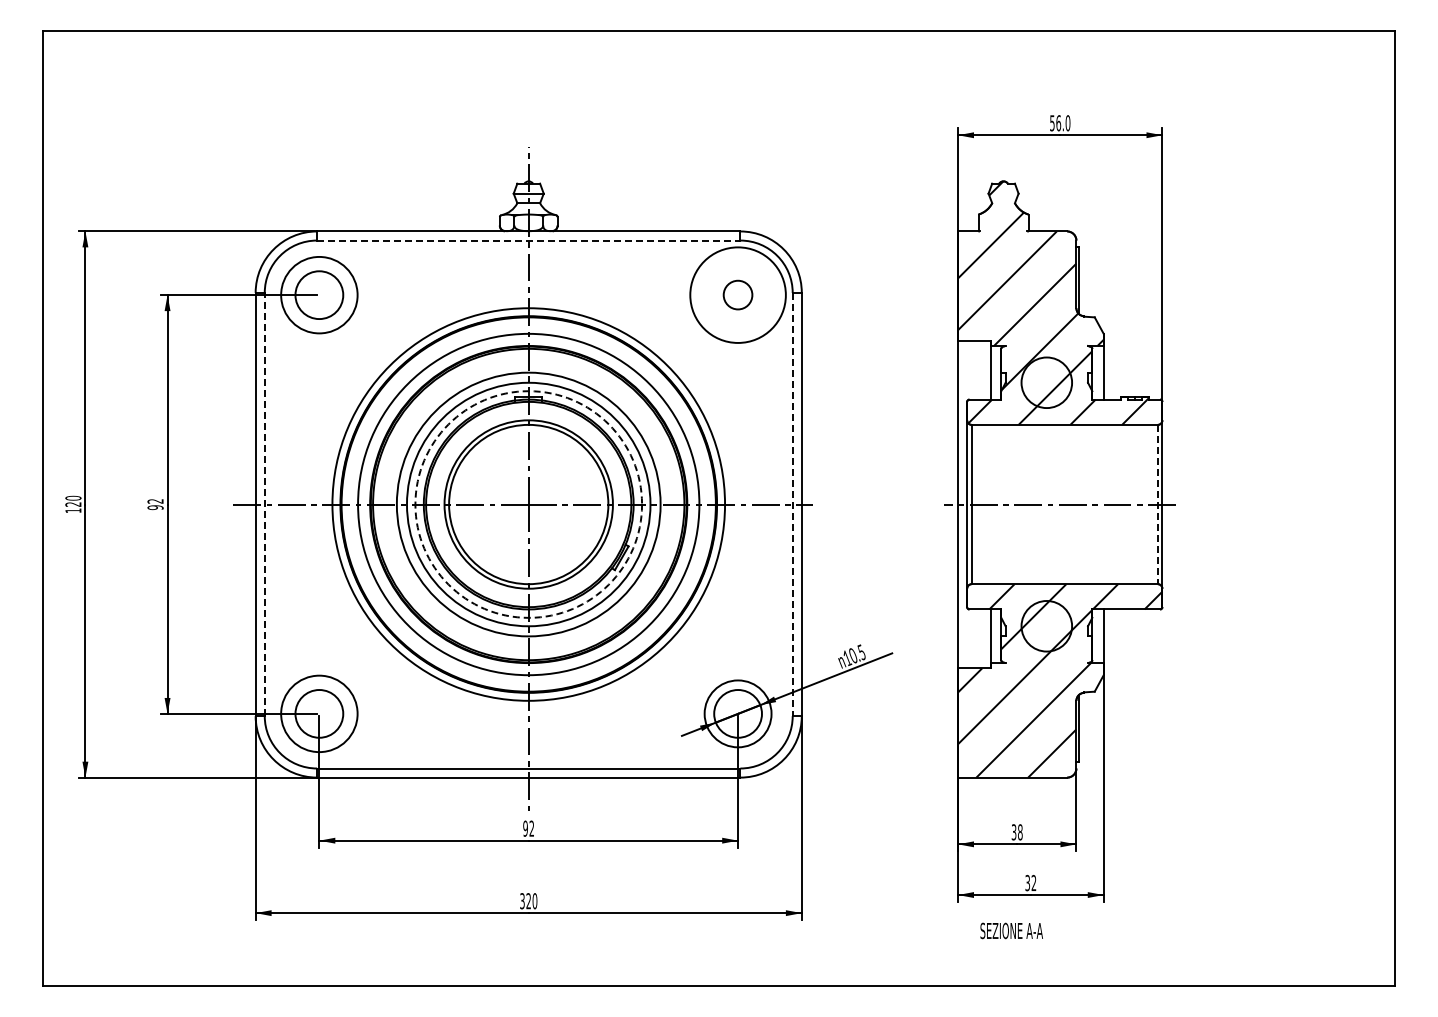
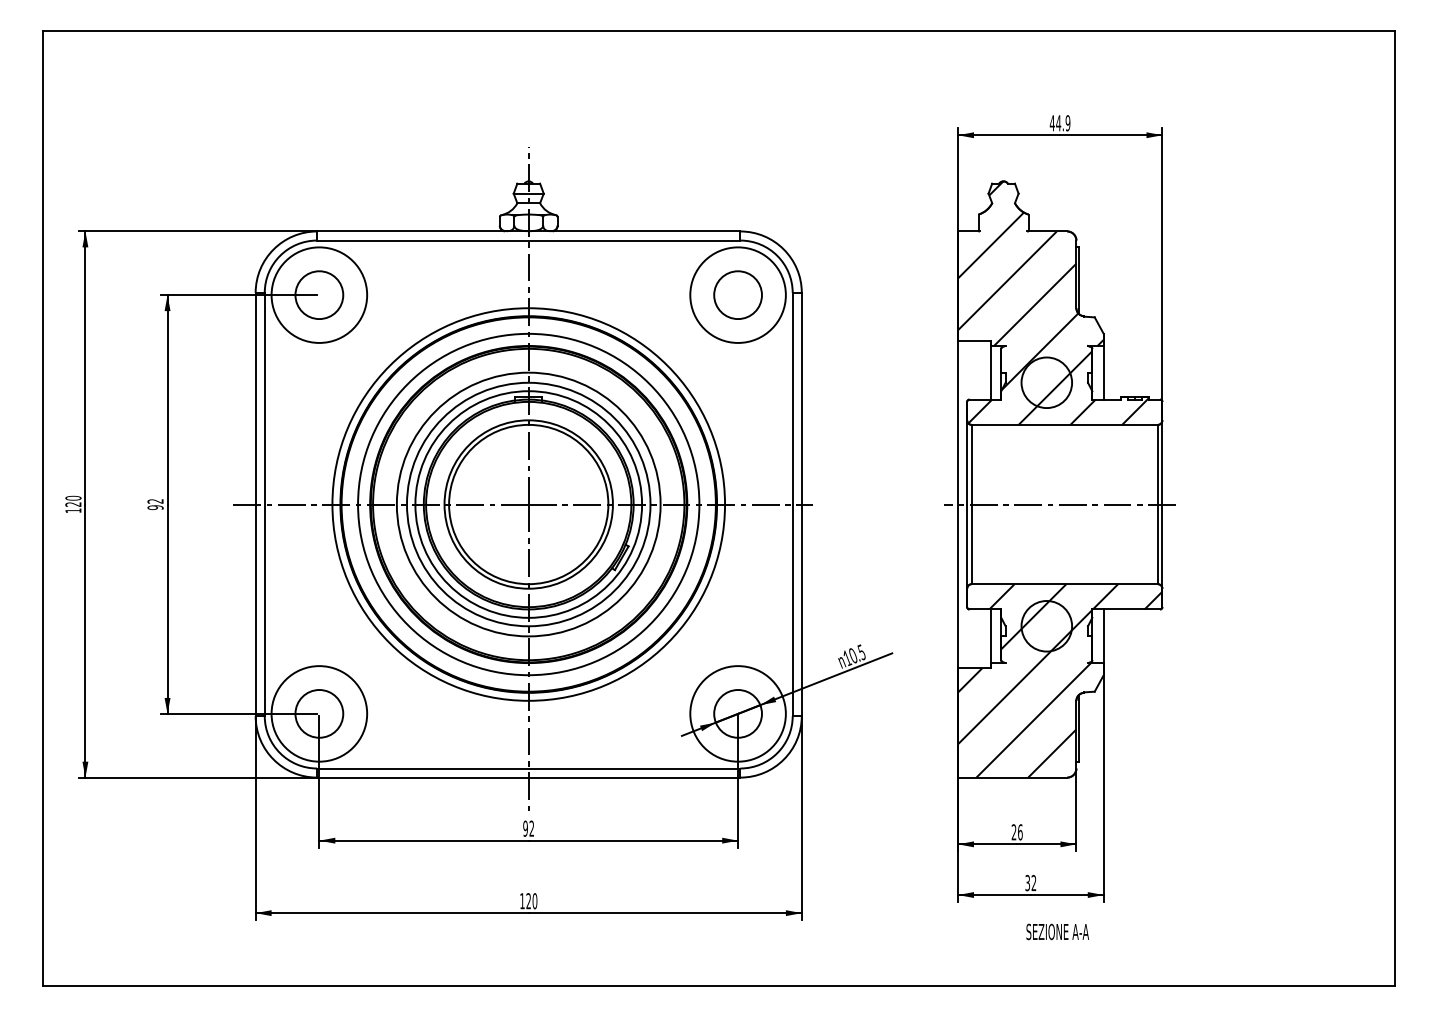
text: 56.0 -> 44.9 (1059, 123)
line: dashed -> solid (528, 240)
circle diameter: 76 px -> 96 px (319, 294)
circle size: 32x32 px -> 50x50 px (737, 294)
line: dashed -> solid (264, 504)
circle: dashed -> solid (528, 504)
line: dashed -> solid (792, 504)
line: dashed -> solid (1157, 504)
circle diameter: 76 px -> 96 px (319, 713)
circle diameter: 67 px -> 96 px (737, 713)
text: 38 -> 26 (1016, 832)
text: 320 -> 120 (522, 901)
text position: (1011, 930) -> (1057, 931) (1057, 931)
